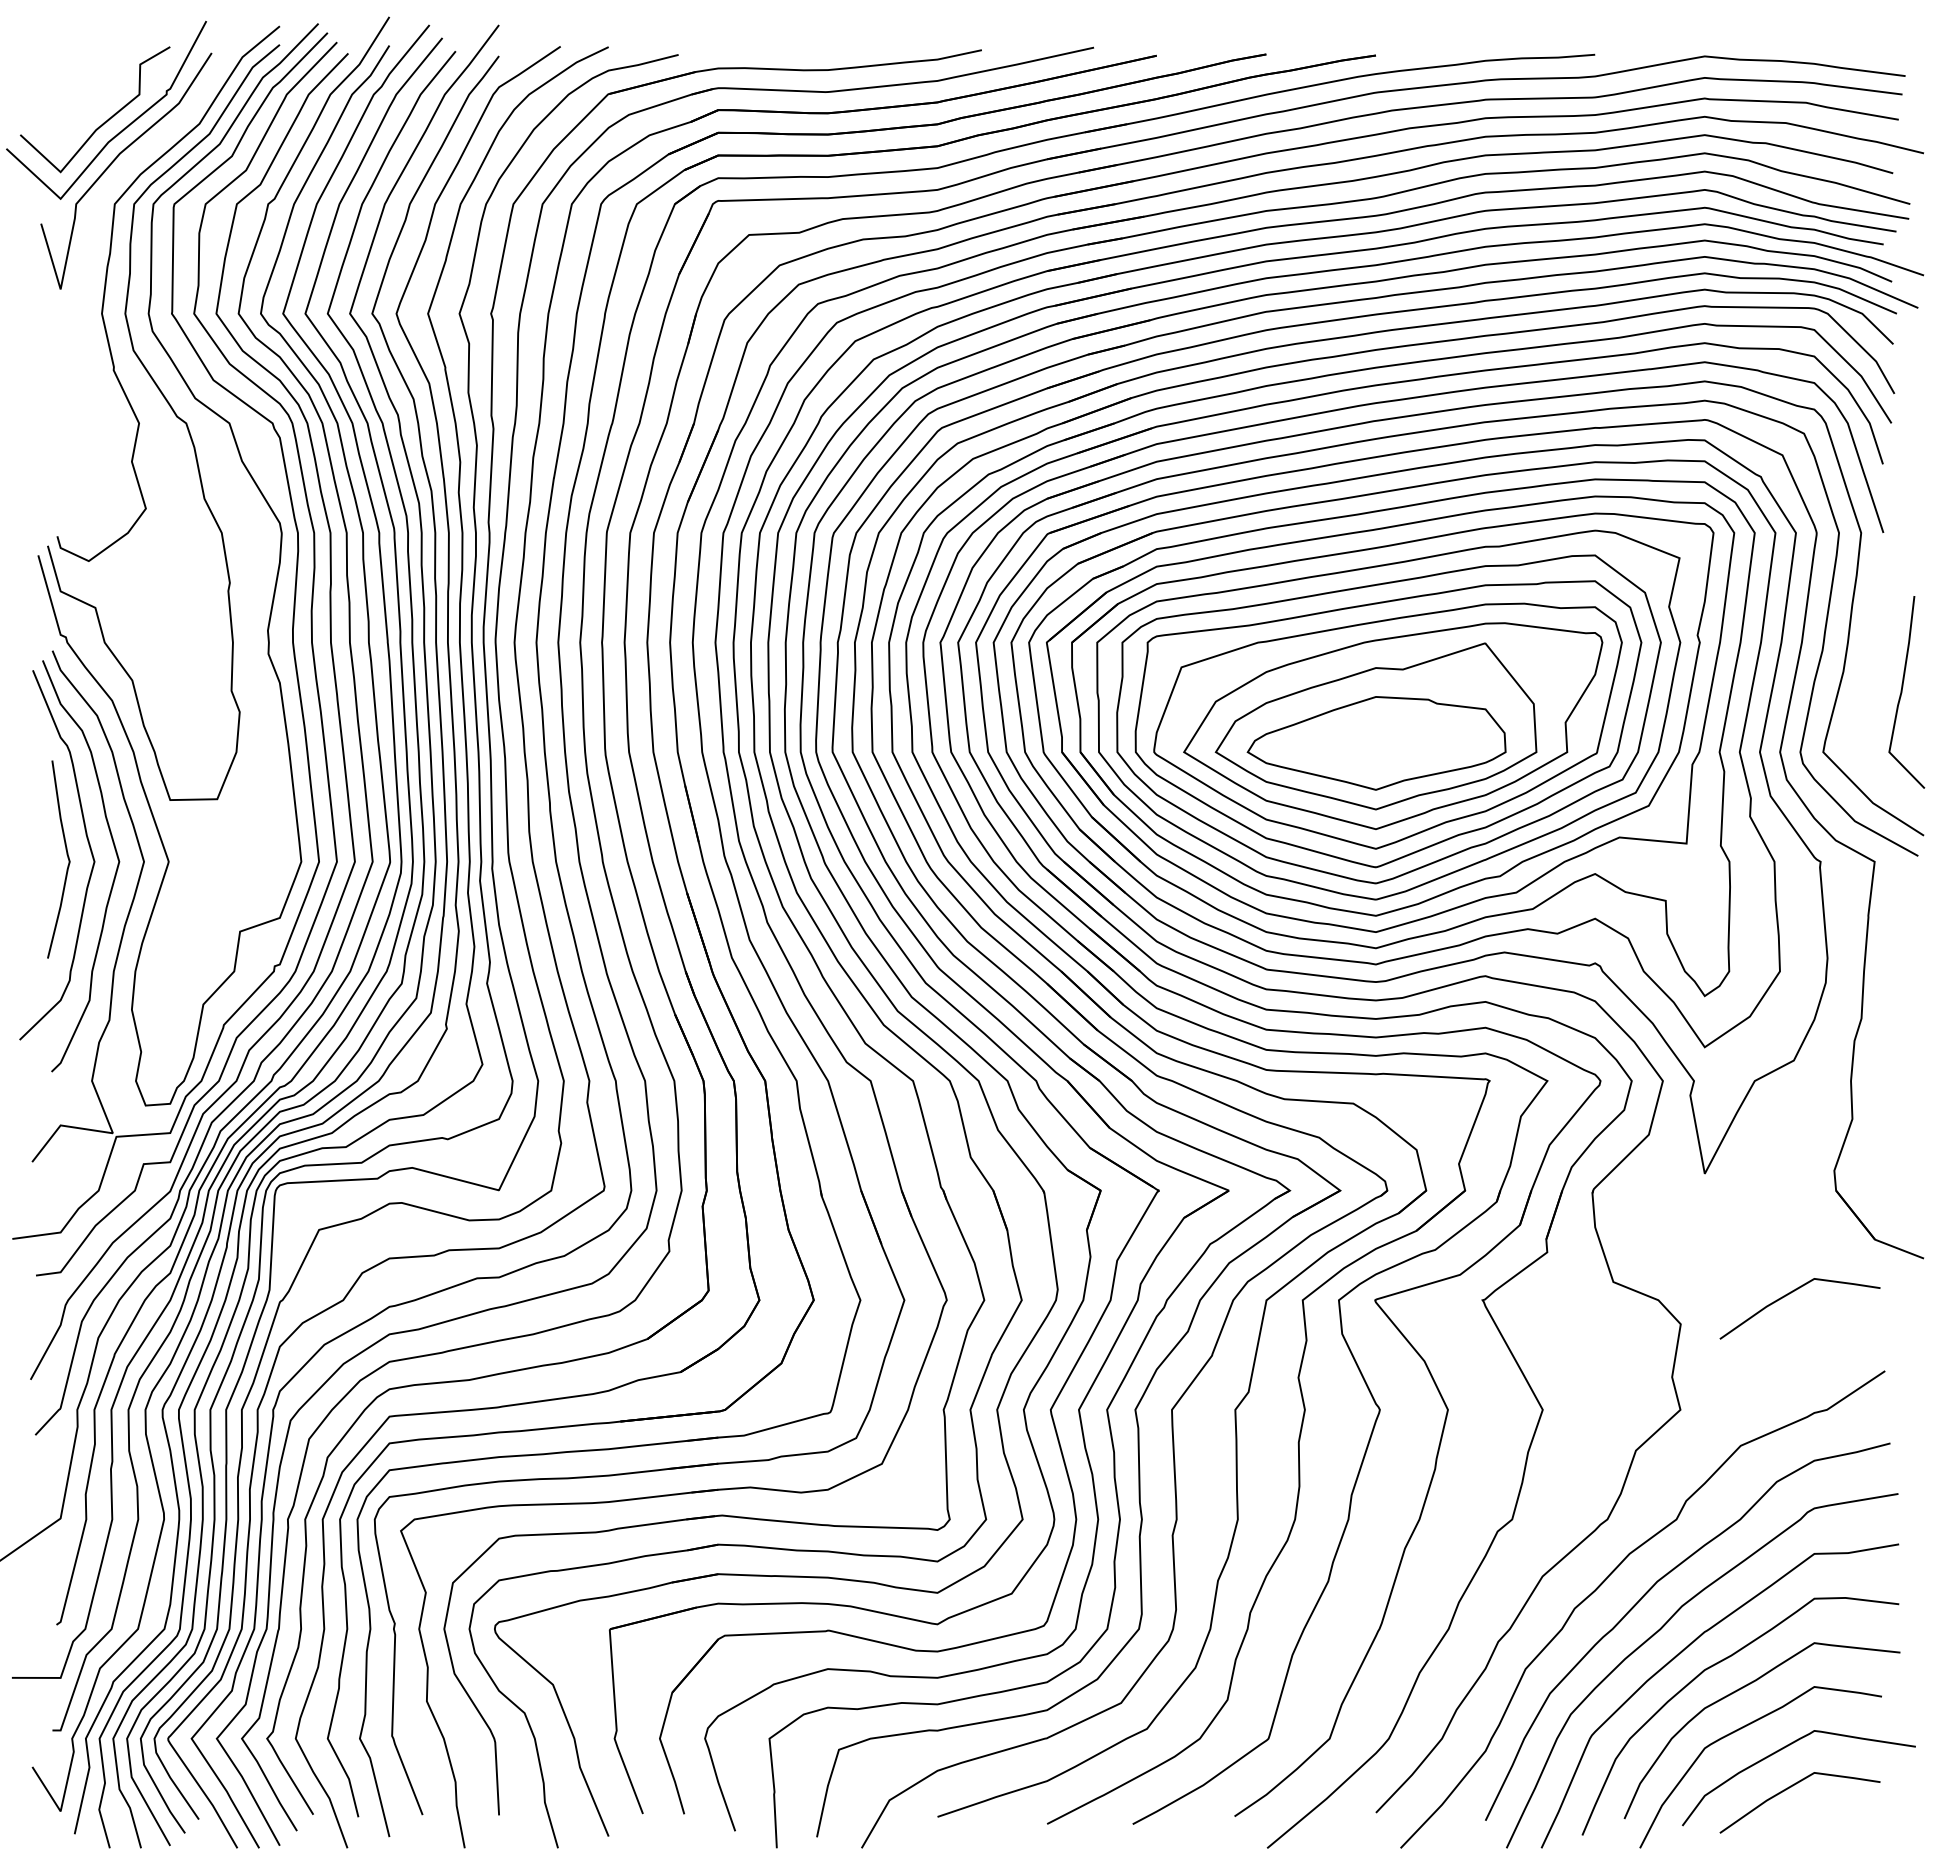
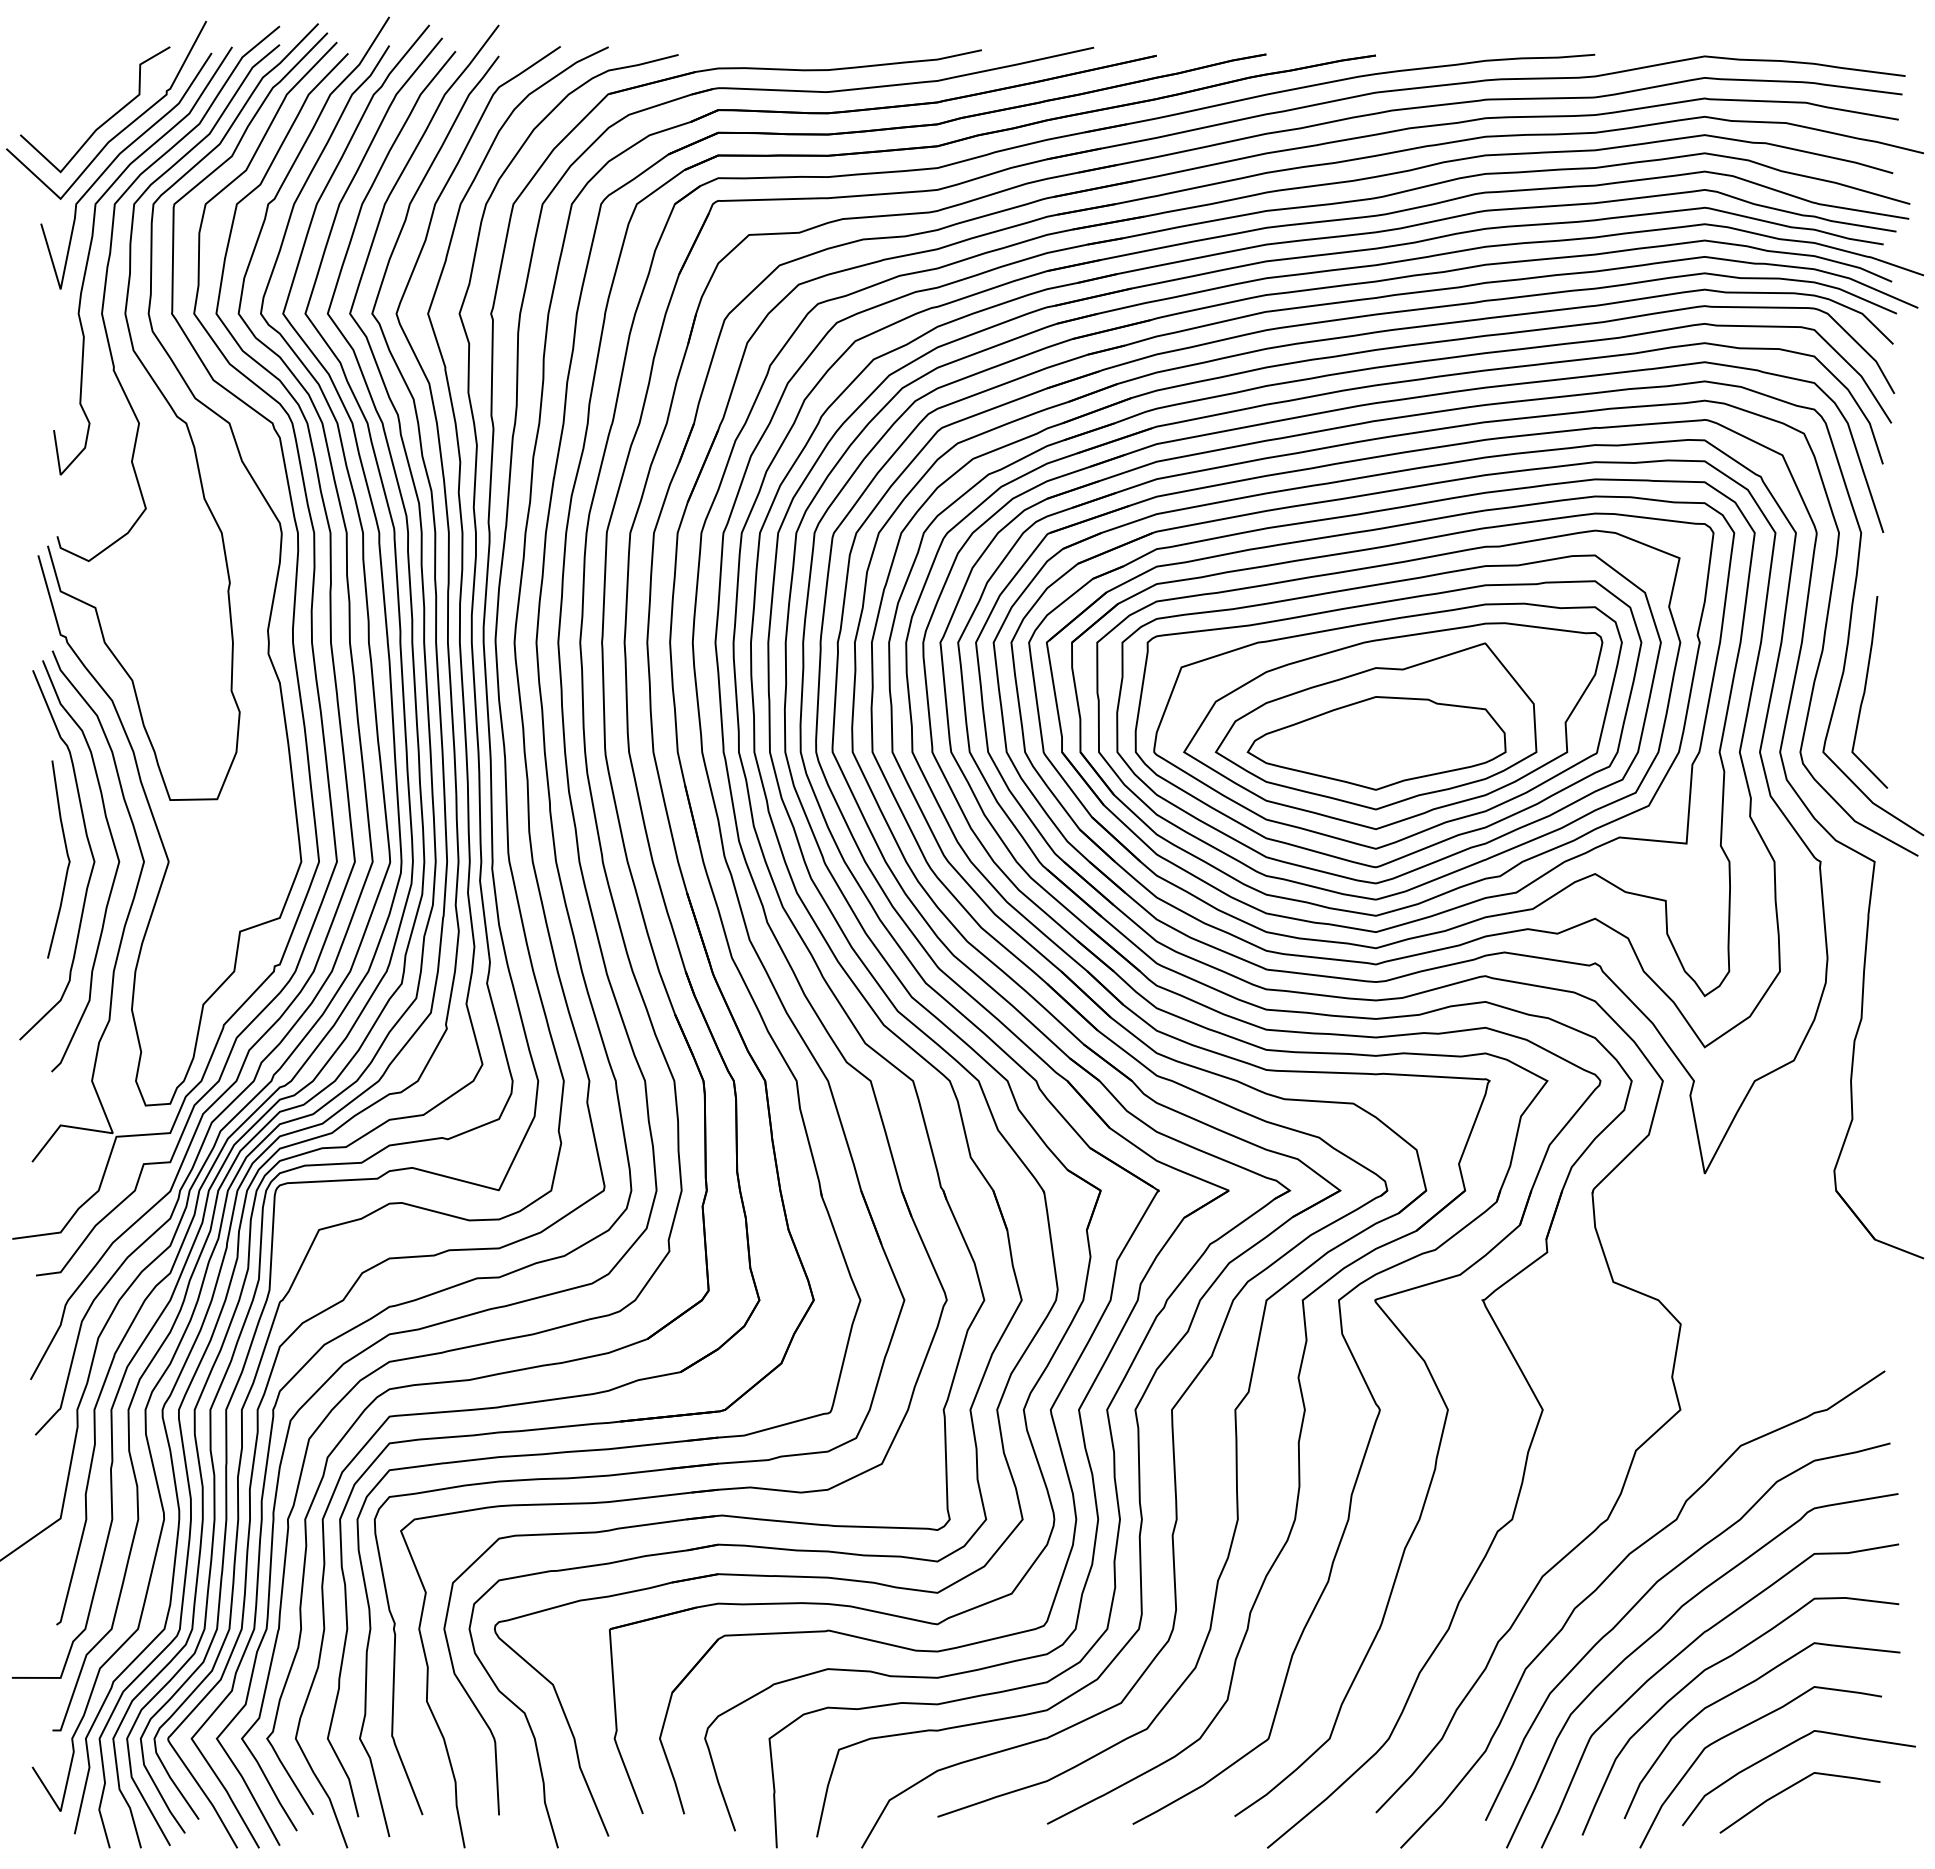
curve: none -> present (90, 252)
curve position: (1902, 692) -> (1865, 692) (1865, 692)
line: present -> none (1791, 1293)
